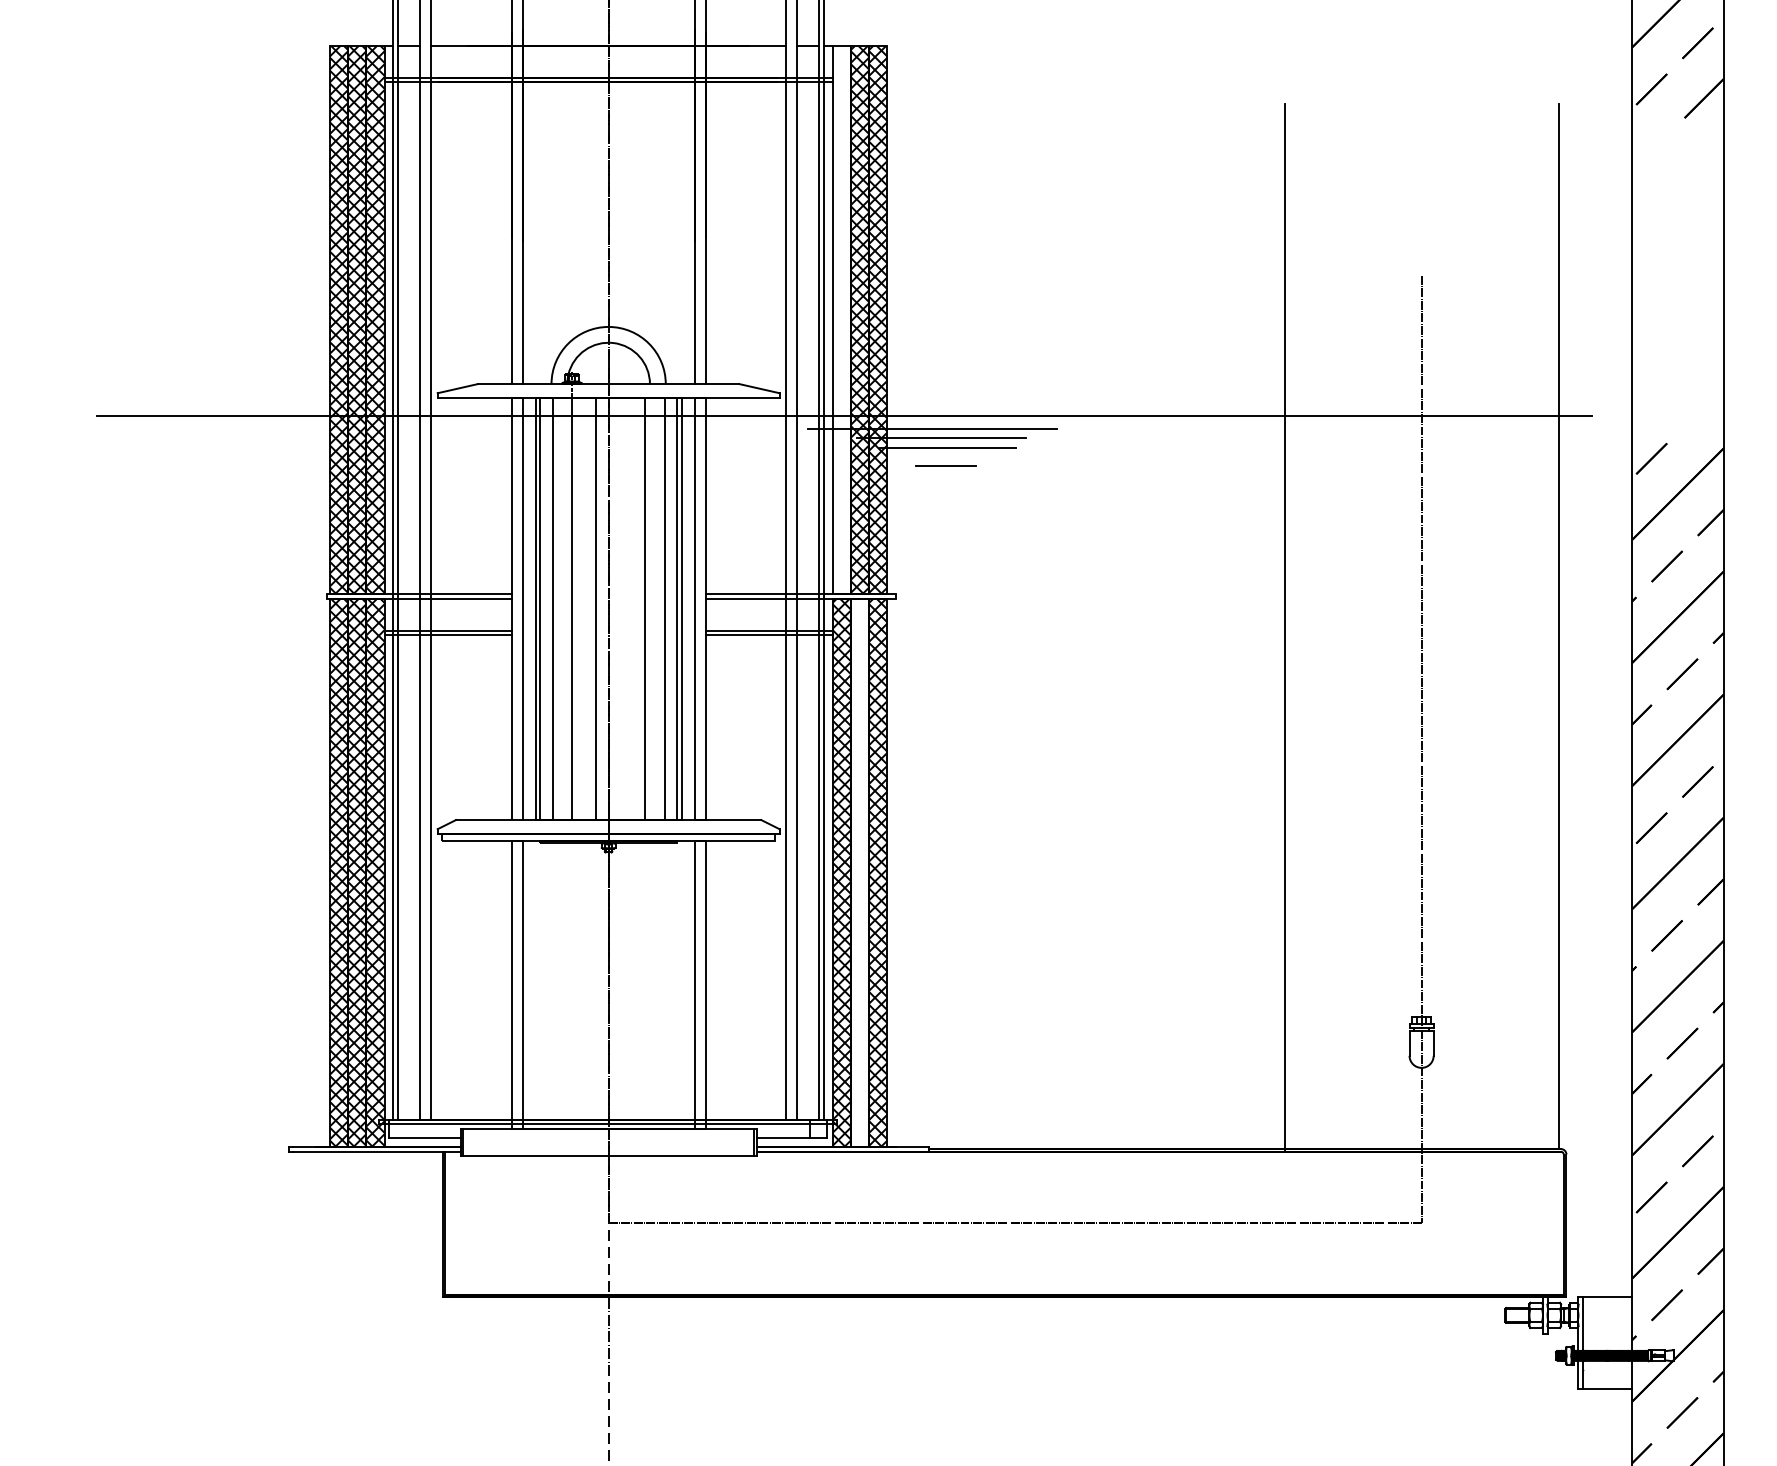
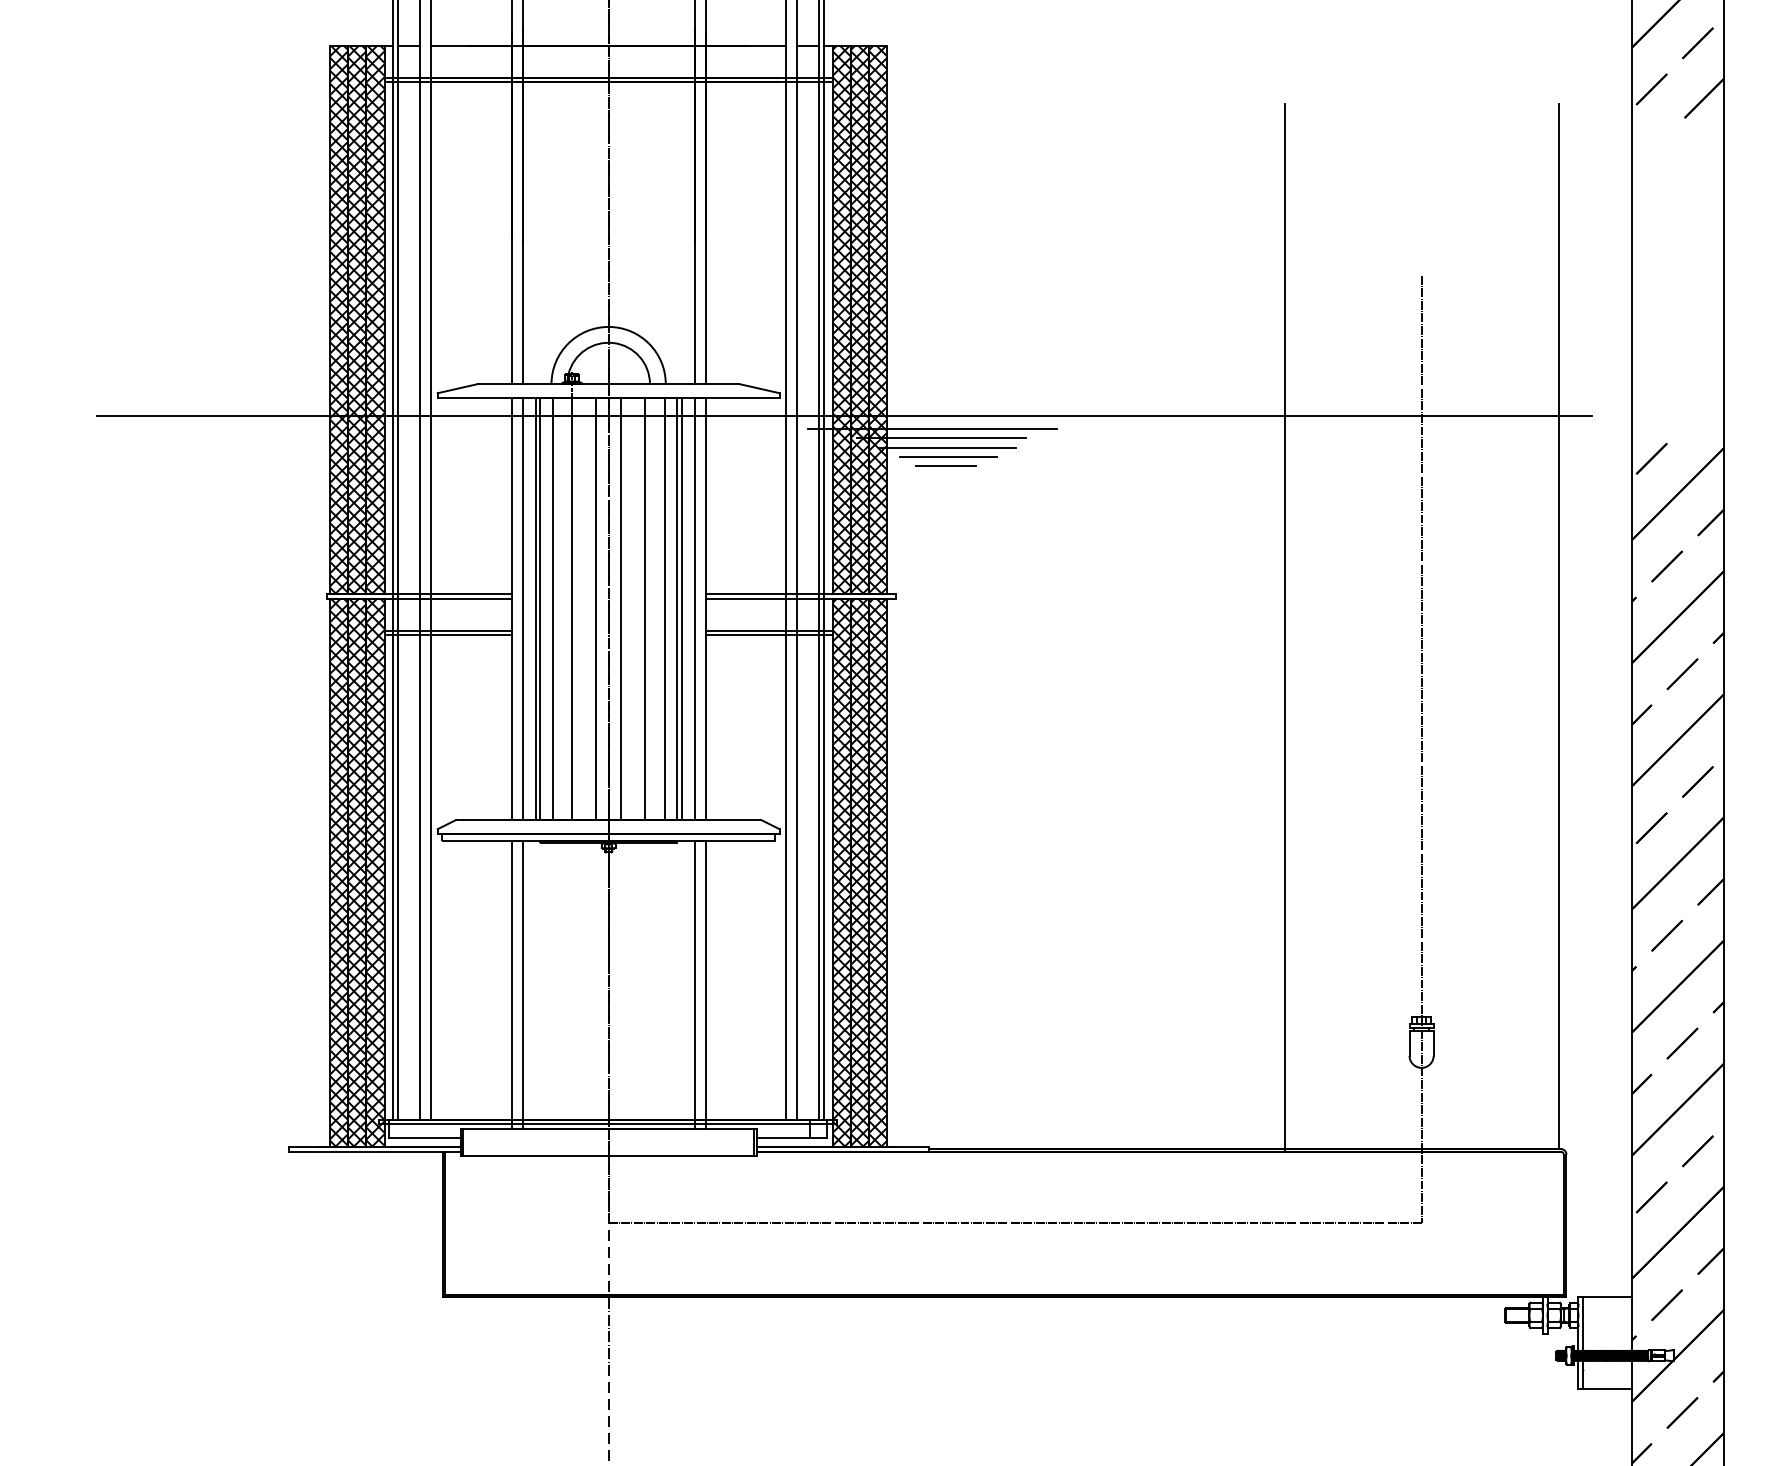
hatch: none -> present (841, 319)
line: none -> present (948, 456)
line: none -> present (621, 608)
hatch: none -> present (859, 872)
